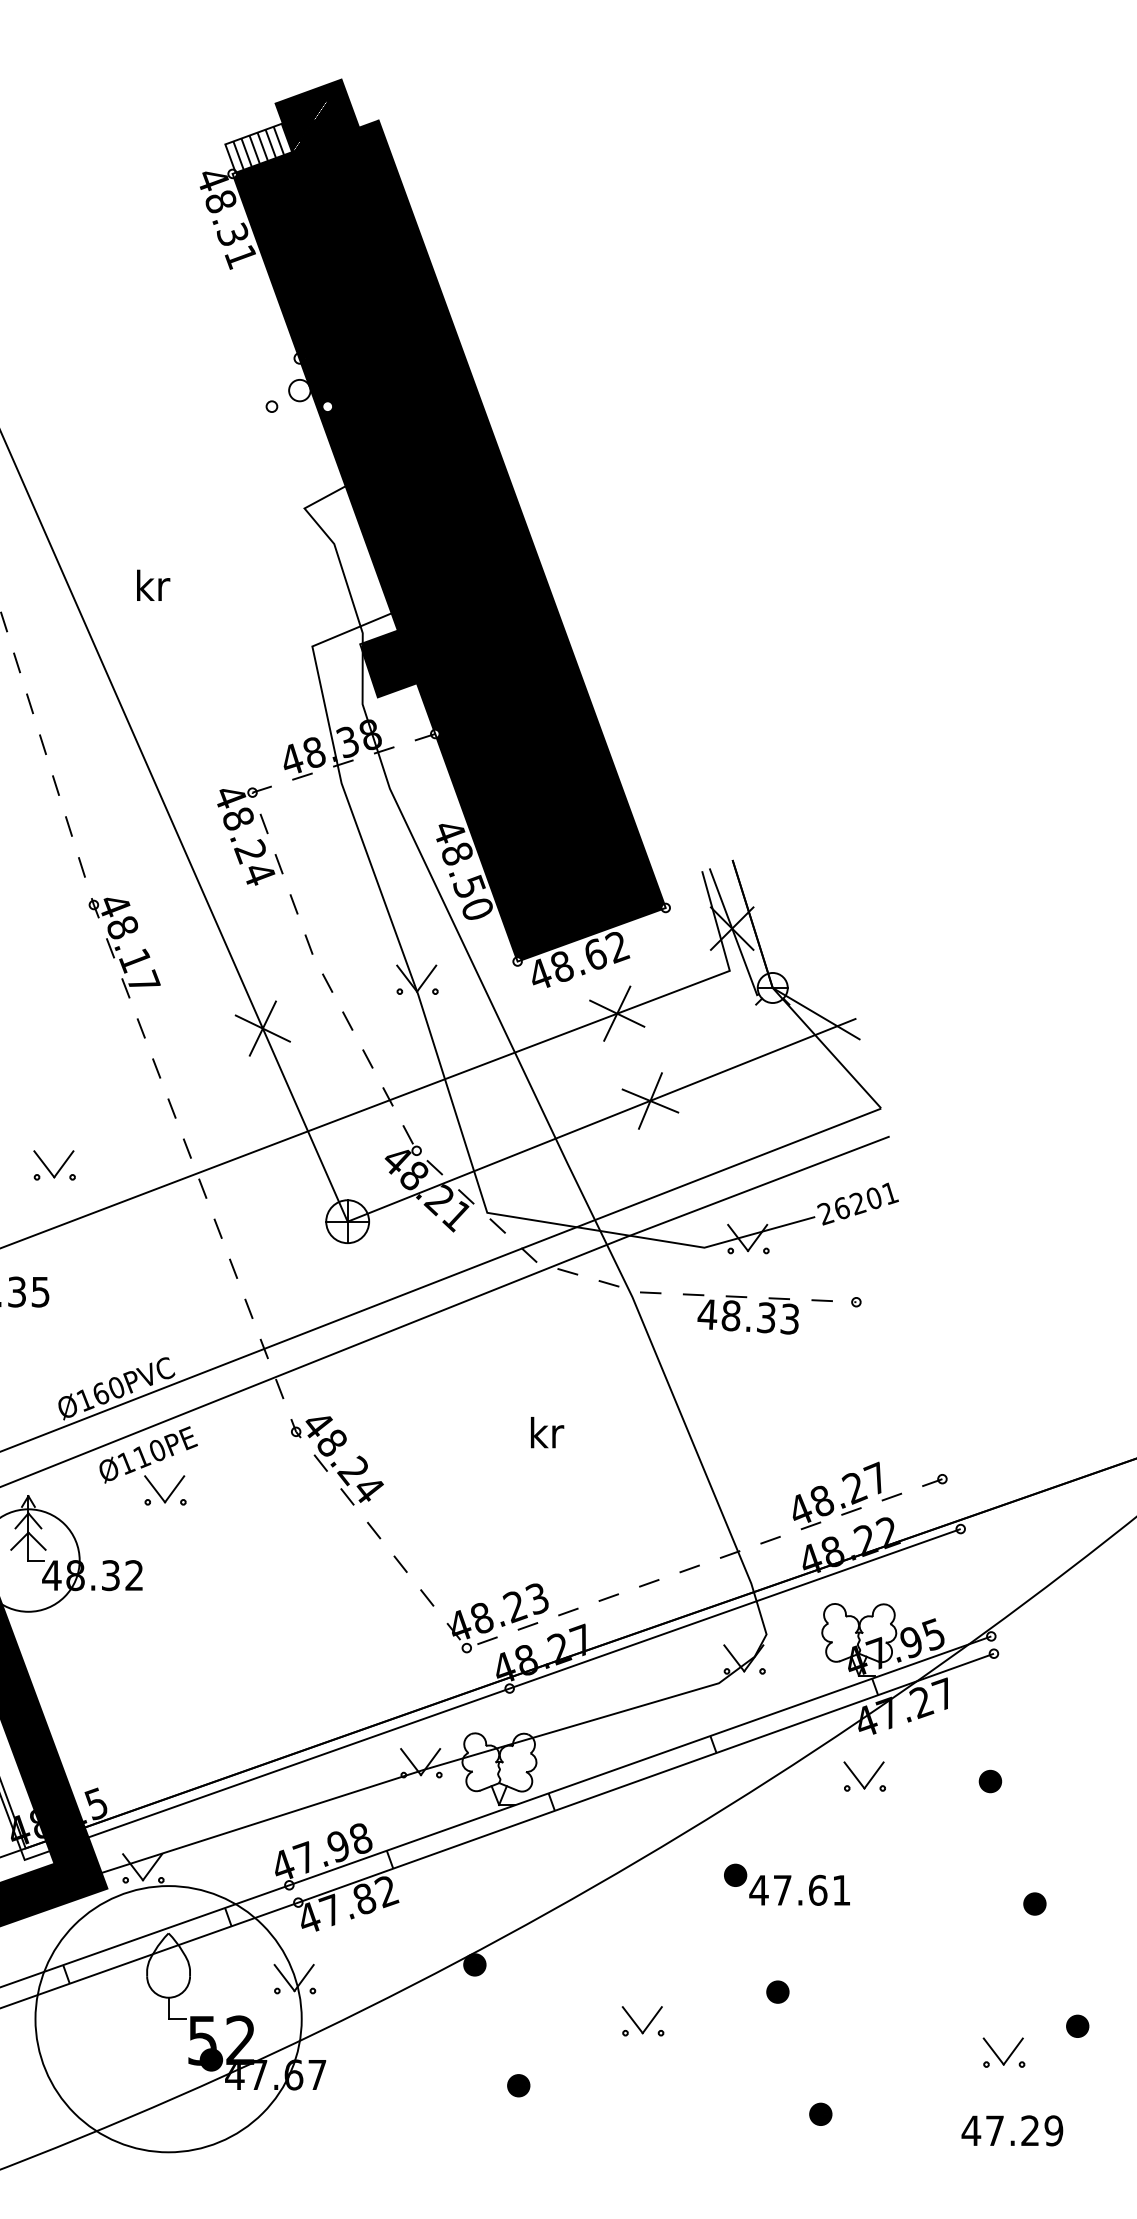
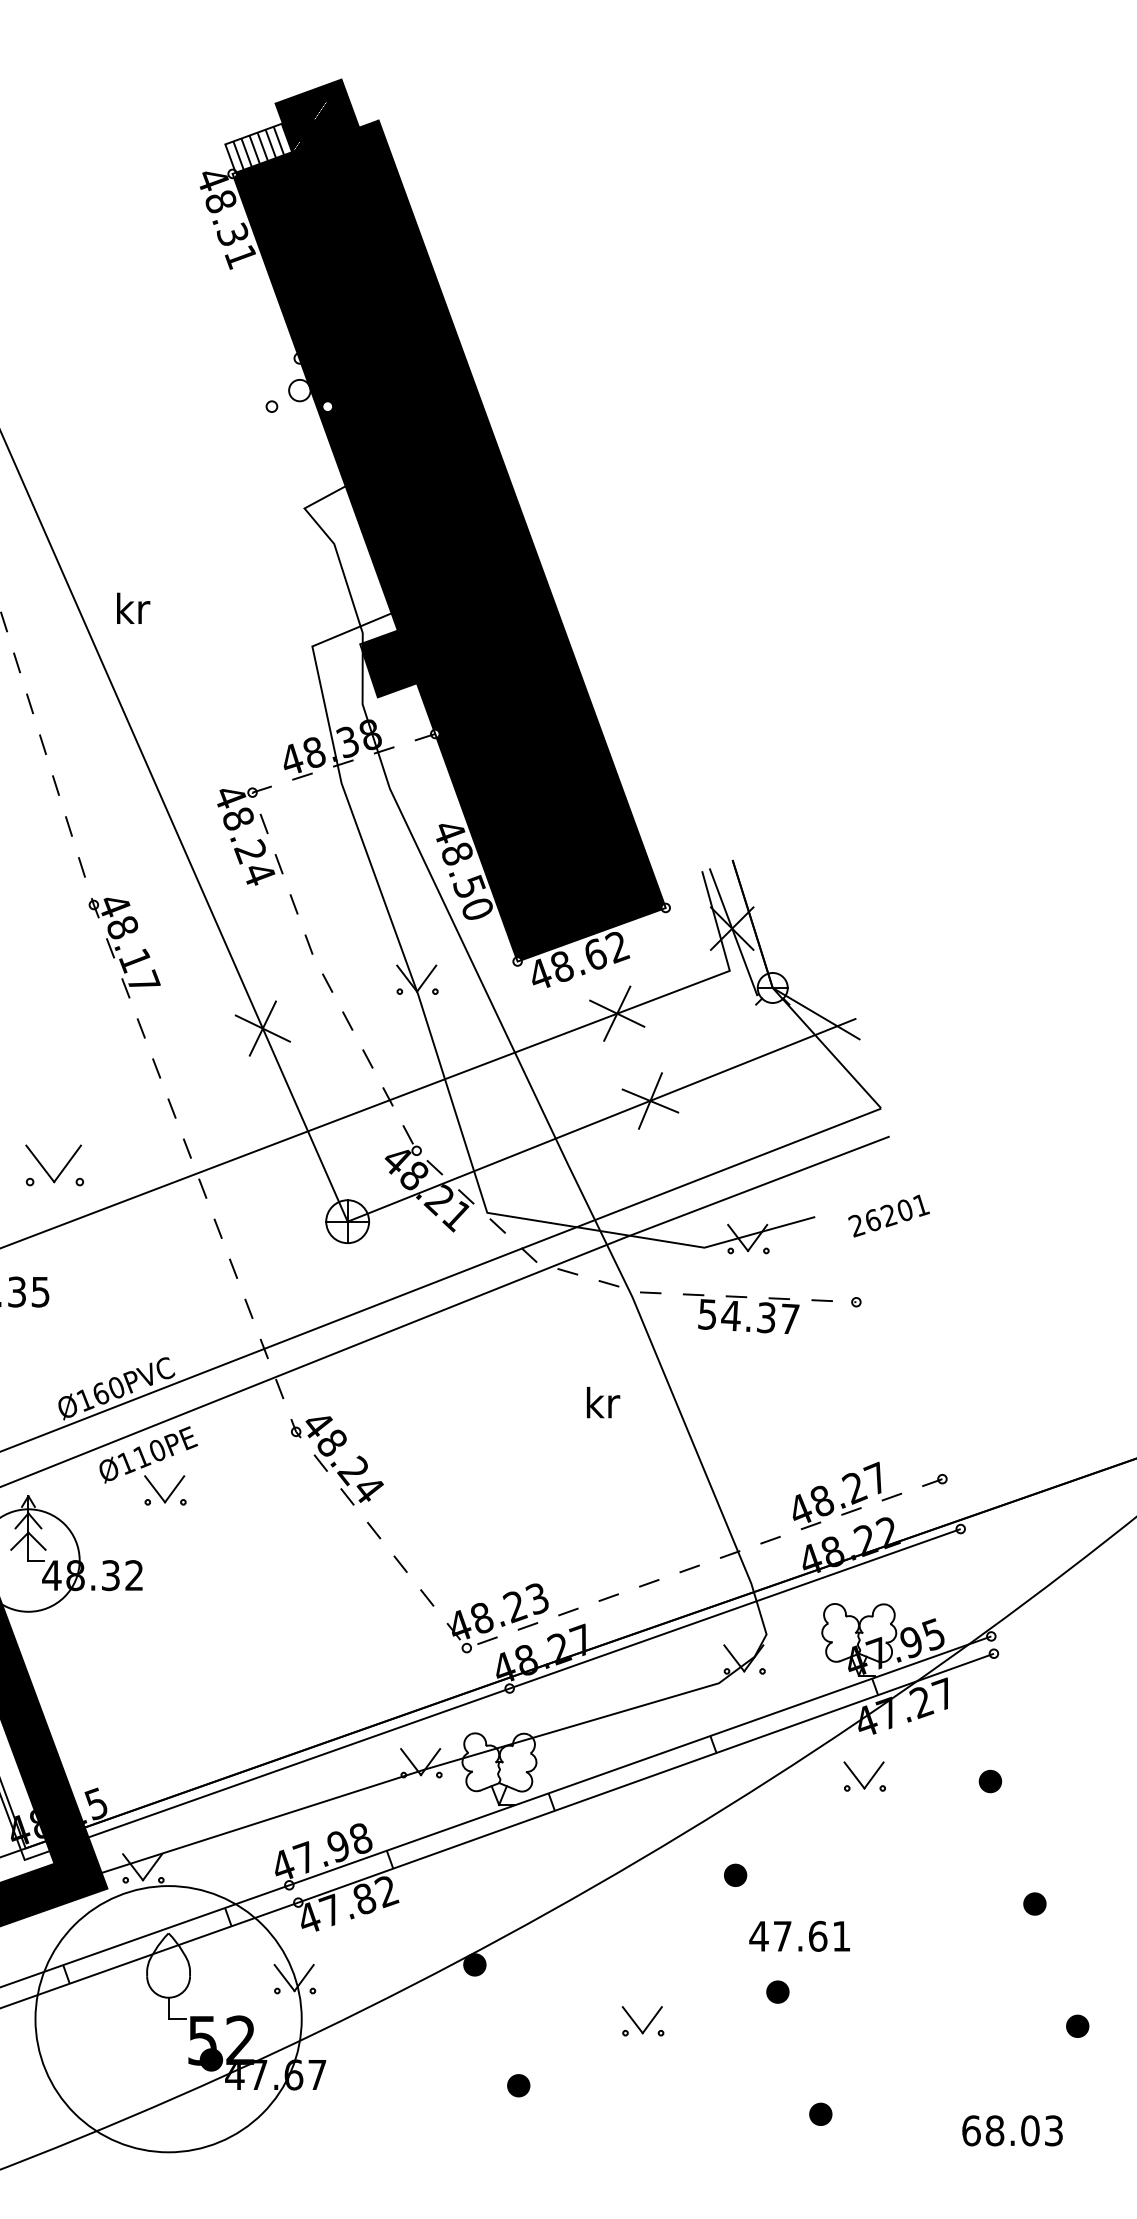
text position: (153, 584) -> (133, 607) (133, 607)
part size: 43x31 px -> 60x43 px (54, 1165)
text position: (857, 1203) -> (888, 1215) (888, 1215)
text: 48.33 -> 54.37 (748, 1316)
text position: (547, 1432) -> (603, 1402) (603, 1402)
text position: (799, 1889) -> (799, 1935) (799, 1935)
part: present -> none (997, 2054)
text: 47.29 -> 68.03 (1012, 2130)
